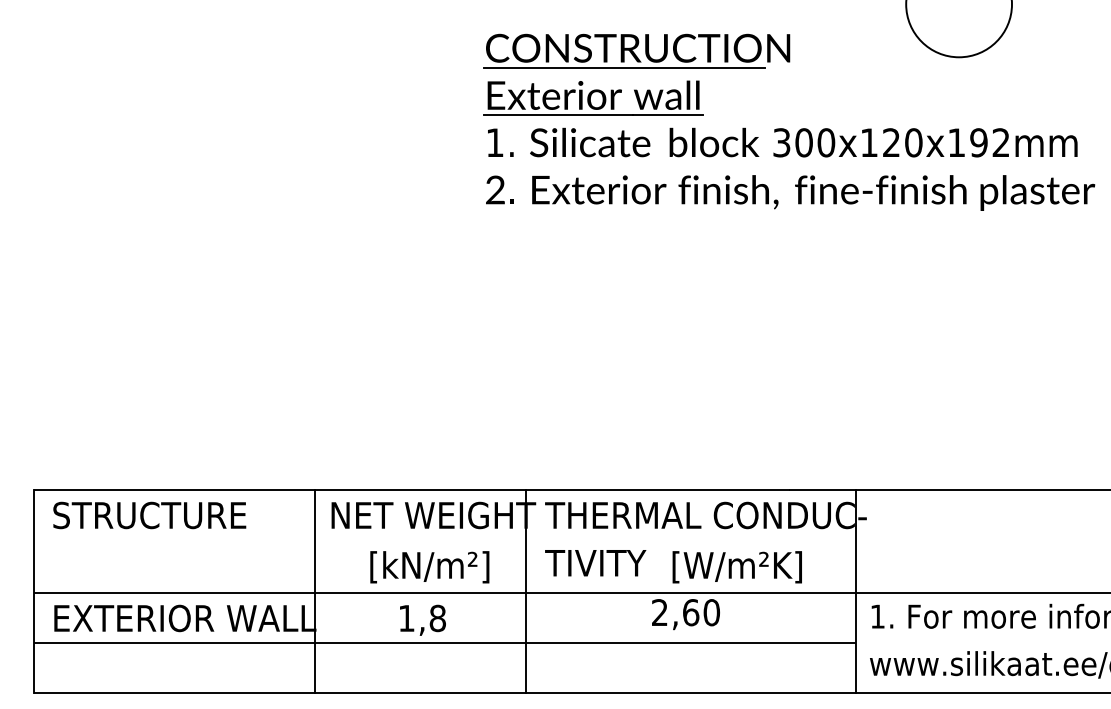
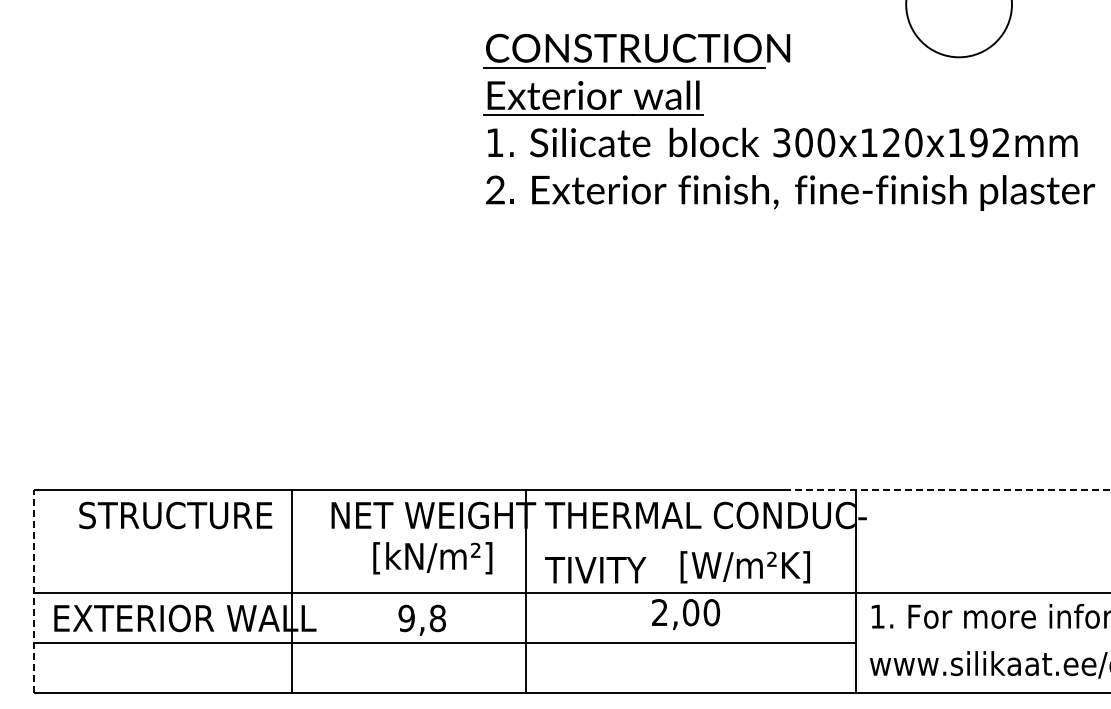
line: solid -> dashed (949, 490)
text position: (149, 515) -> (175, 515) (175, 515)
text position: (595, 563) -> (595, 570) (595, 570)
text position: (429, 567) -> (432, 558) (432, 558)
text position: (736, 567) -> (744, 567) (744, 567)
line: solid -> dashed (33, 591)
line position: (314, 591) -> (291, 591) (291, 591)
text: 2,60 -> 2,00 (691, 612)
text: 1,8 -> 9,8 (406, 618)
